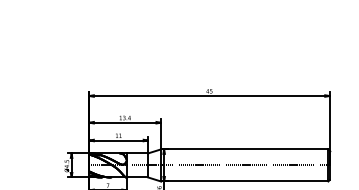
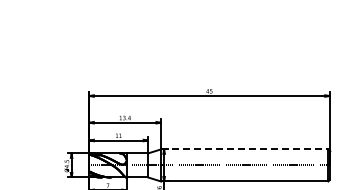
line: solid -> dashed (244, 149)
